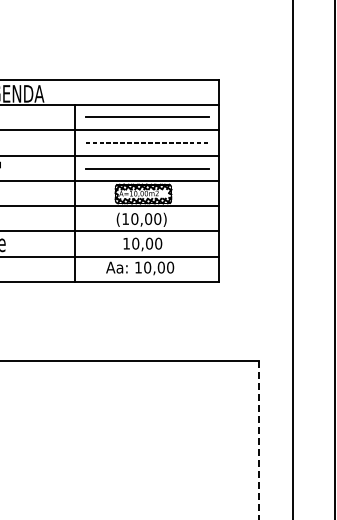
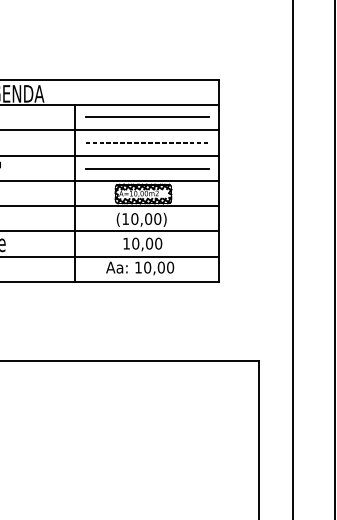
line: dashed -> solid (259, 440)
